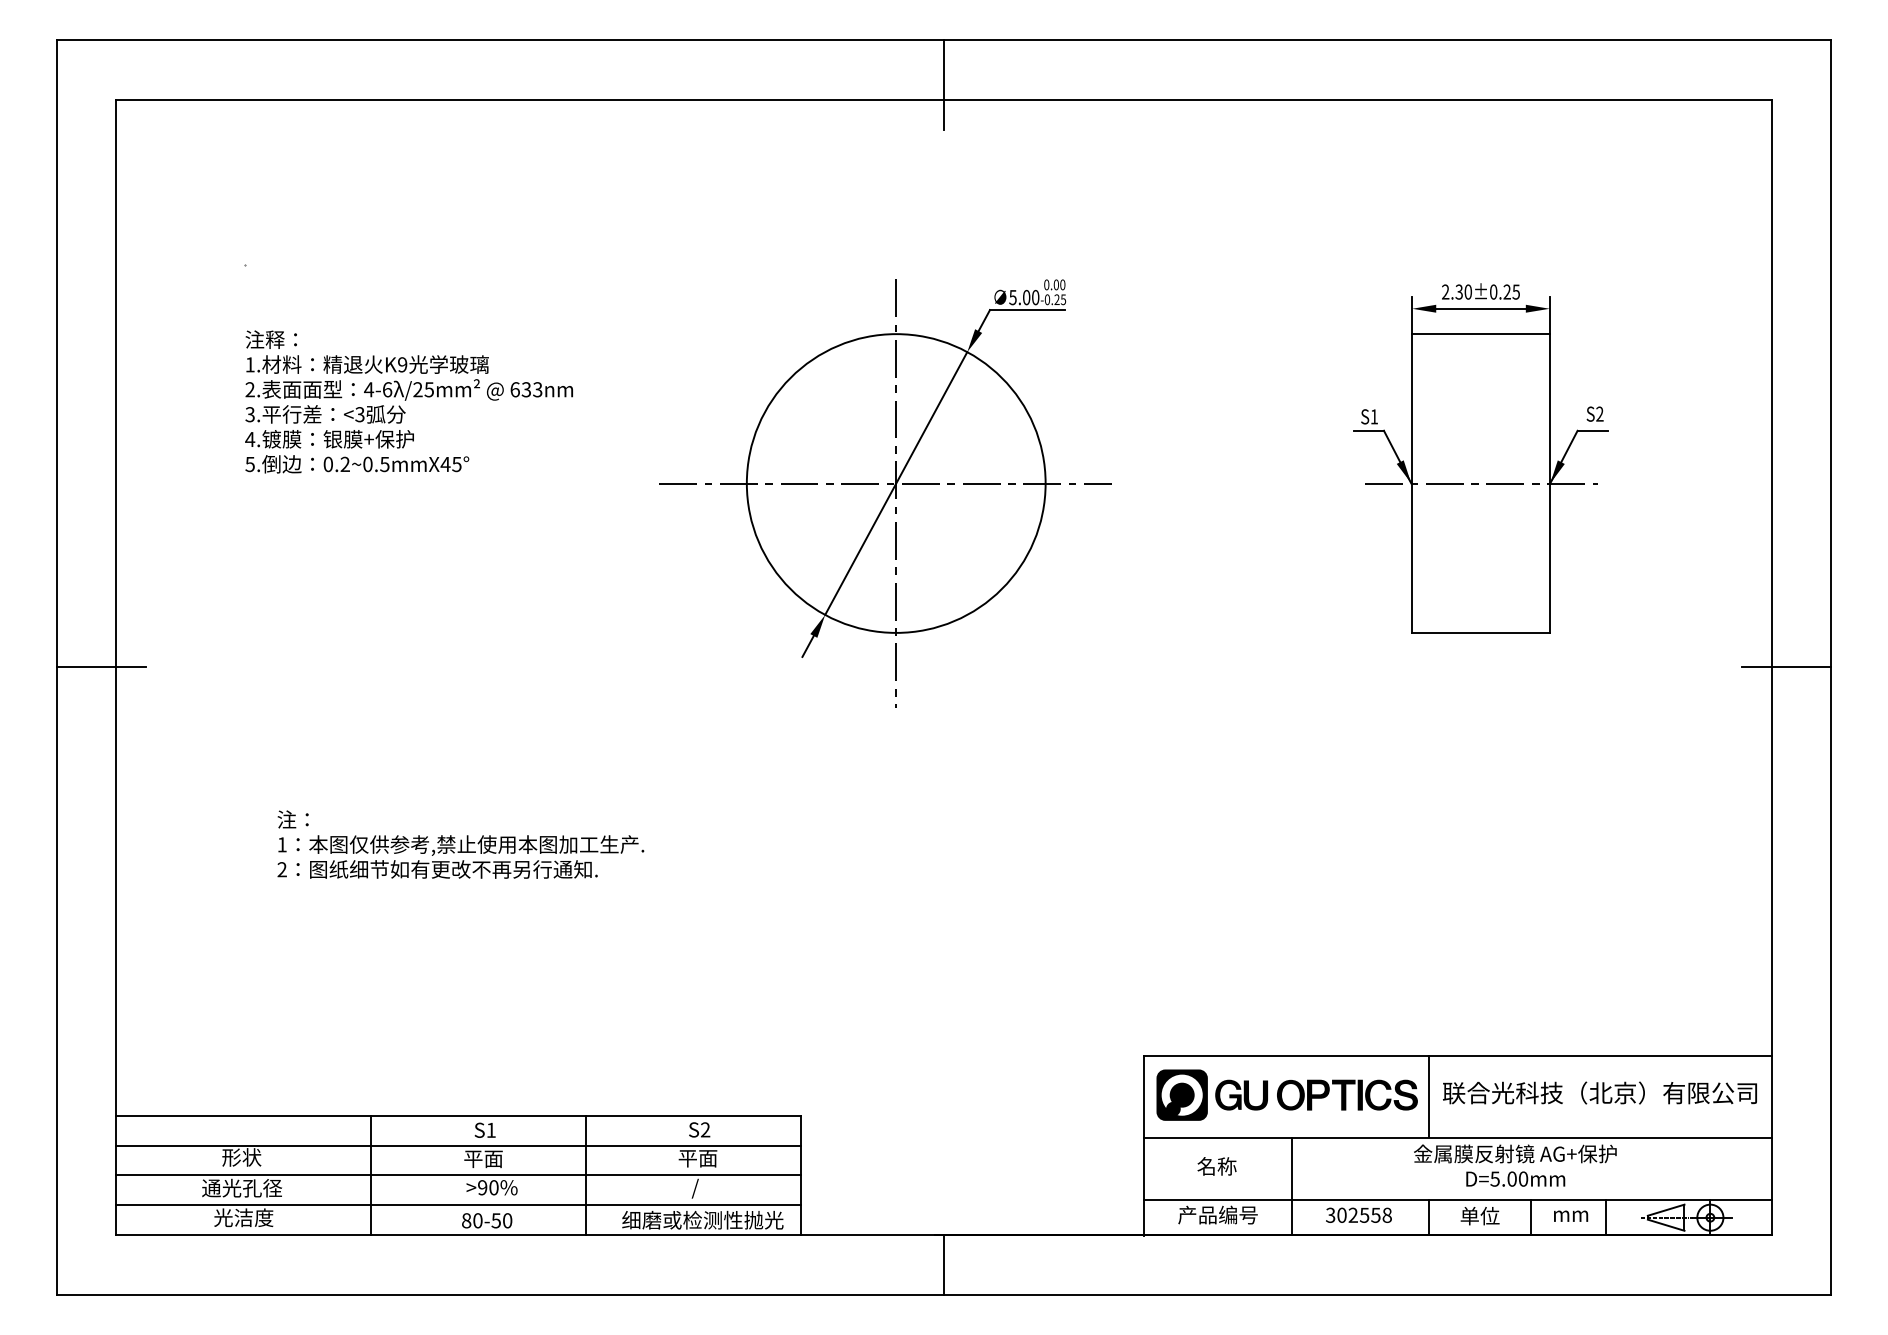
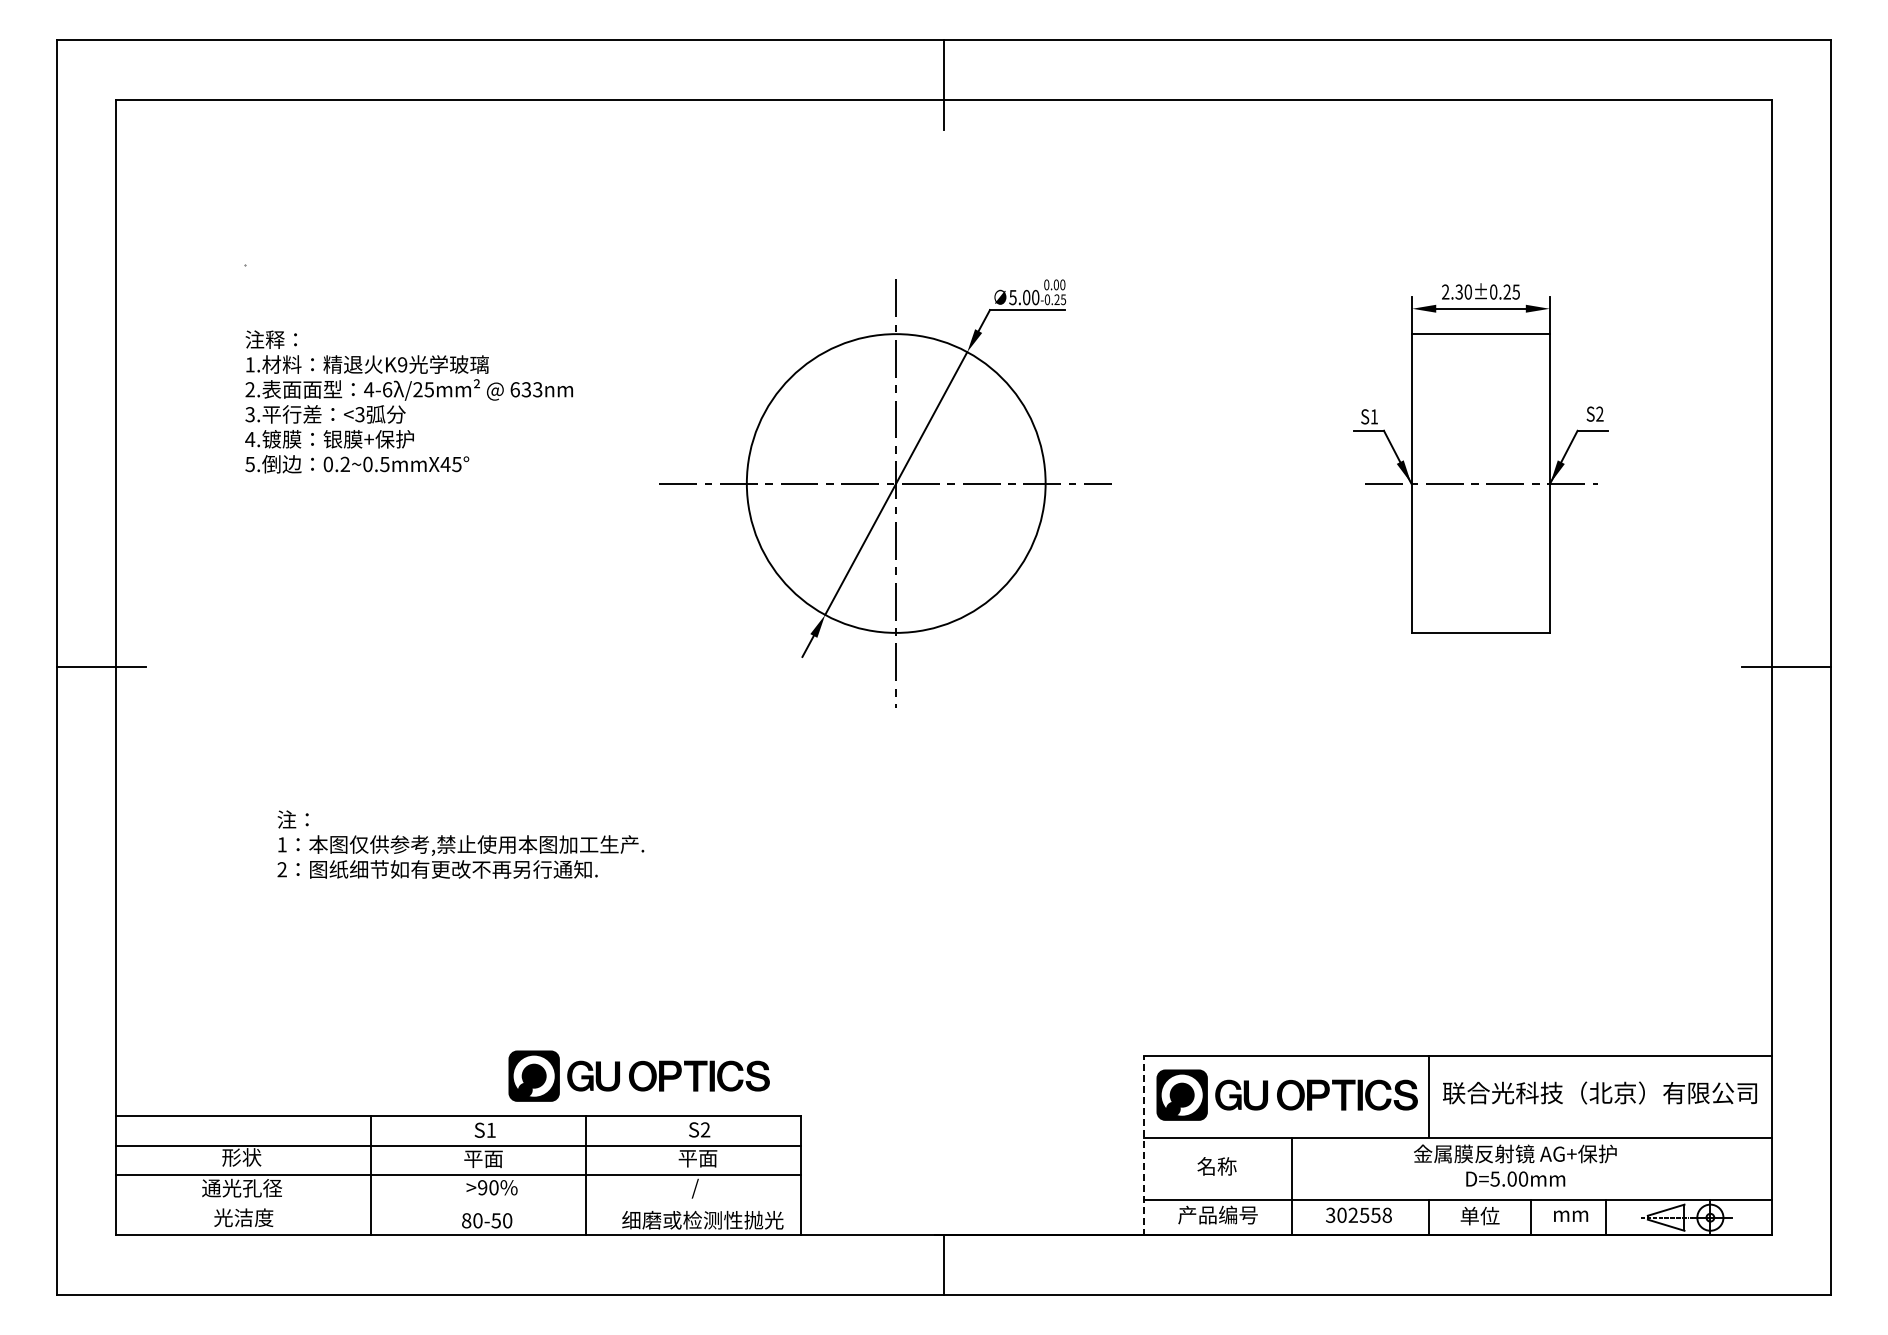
part: none -> present (638, 1075)
line: solid -> dashed (1144, 1145)
line: present -> none (458, 1205)
